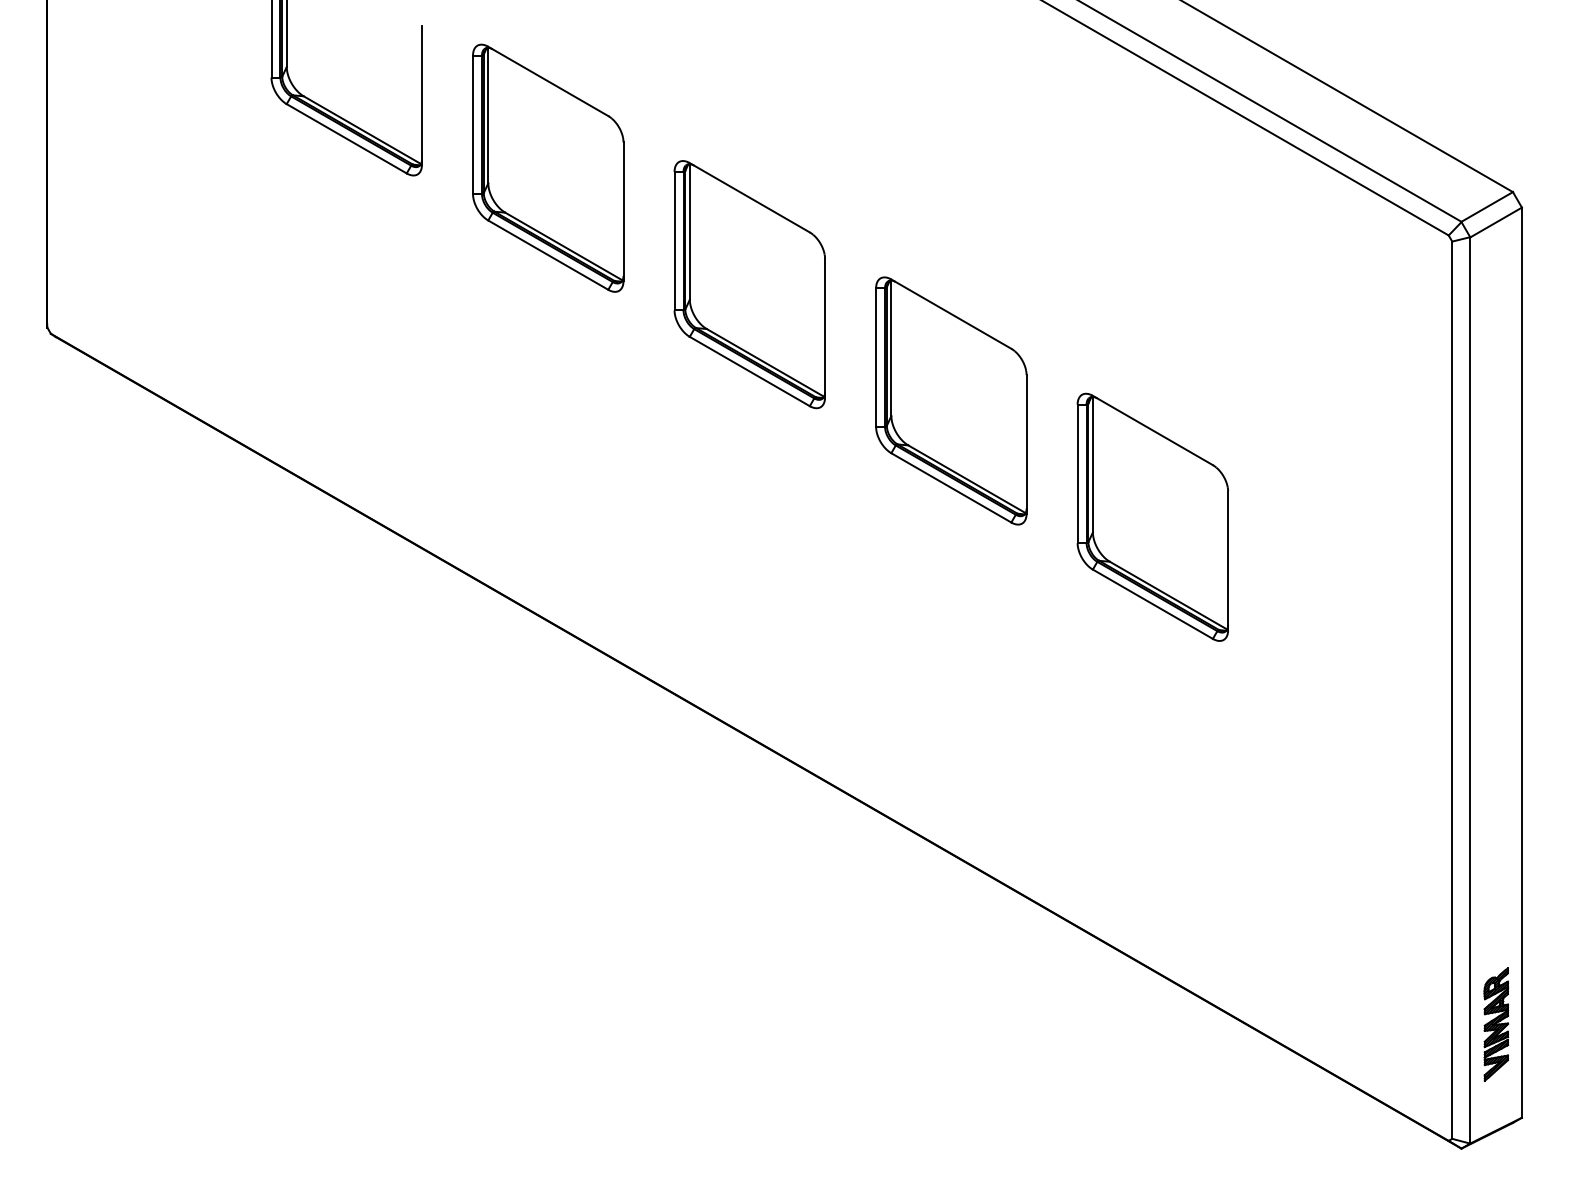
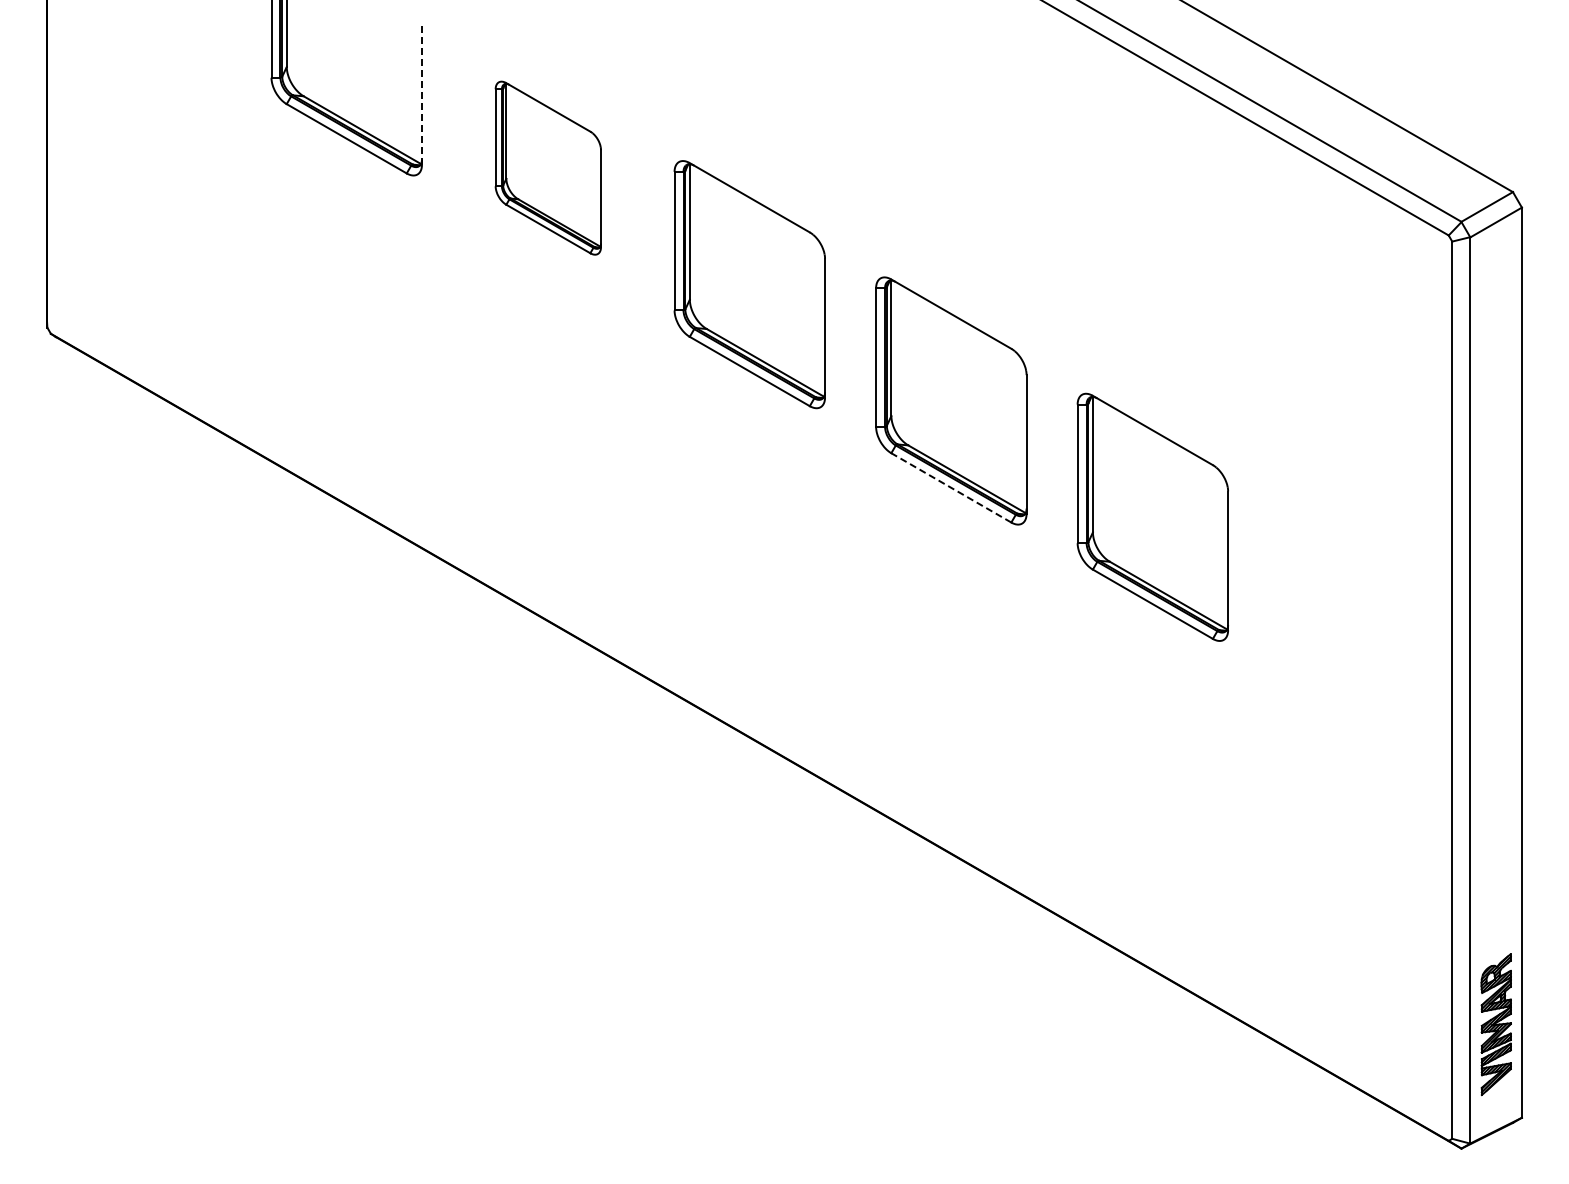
line: solid -> dashed (421, 95)
part size: 153x250 px -> 108x176 px (547, 167)
line: solid -> dashed (950, 487)
part size: 27x115 px -> 32x144 px (1495, 1024)
